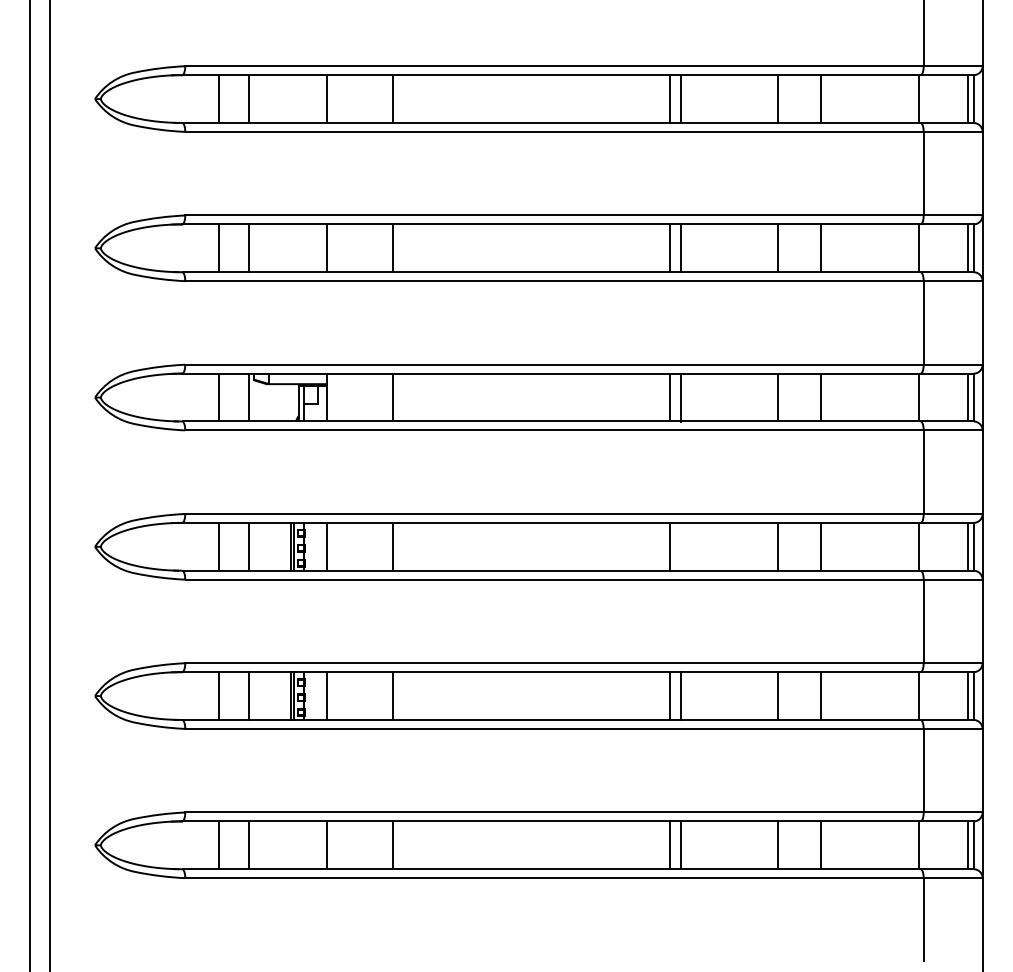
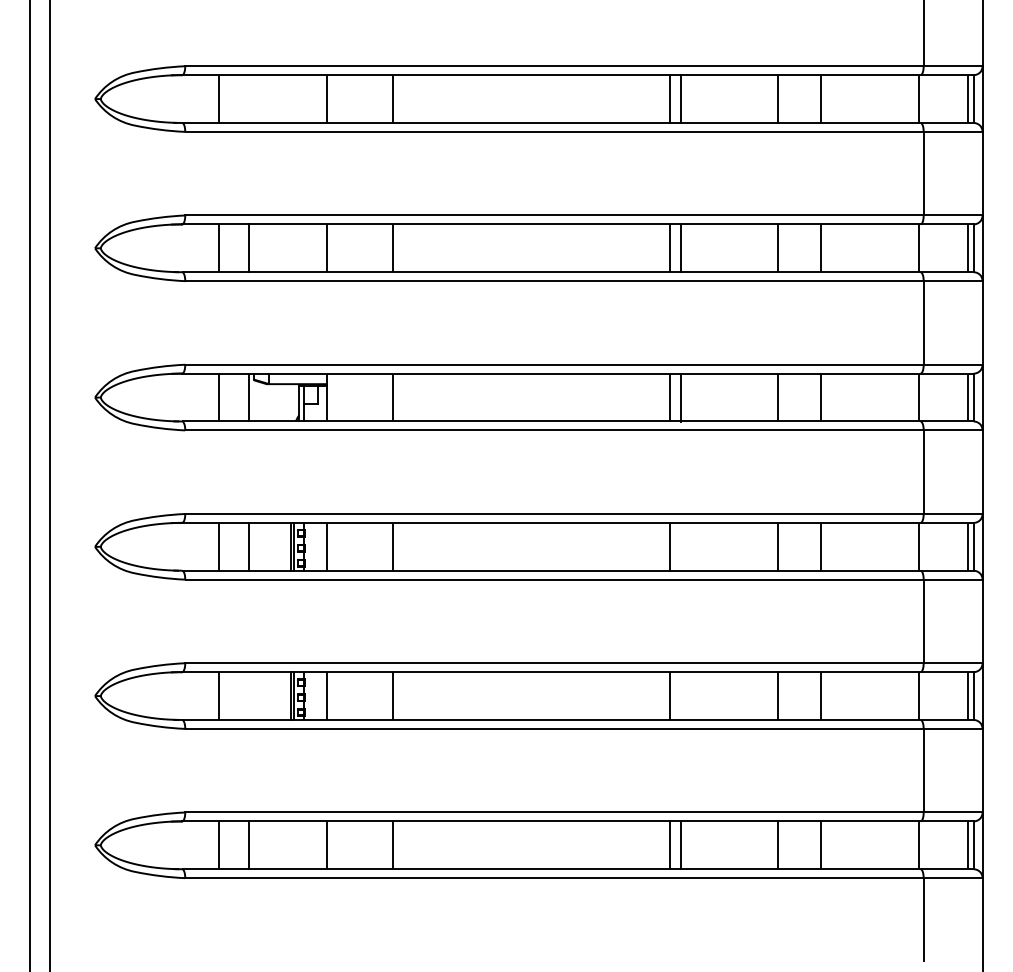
line: present -> none (249, 98)
line: present -> none (249, 695)
line: present -> none (681, 696)
